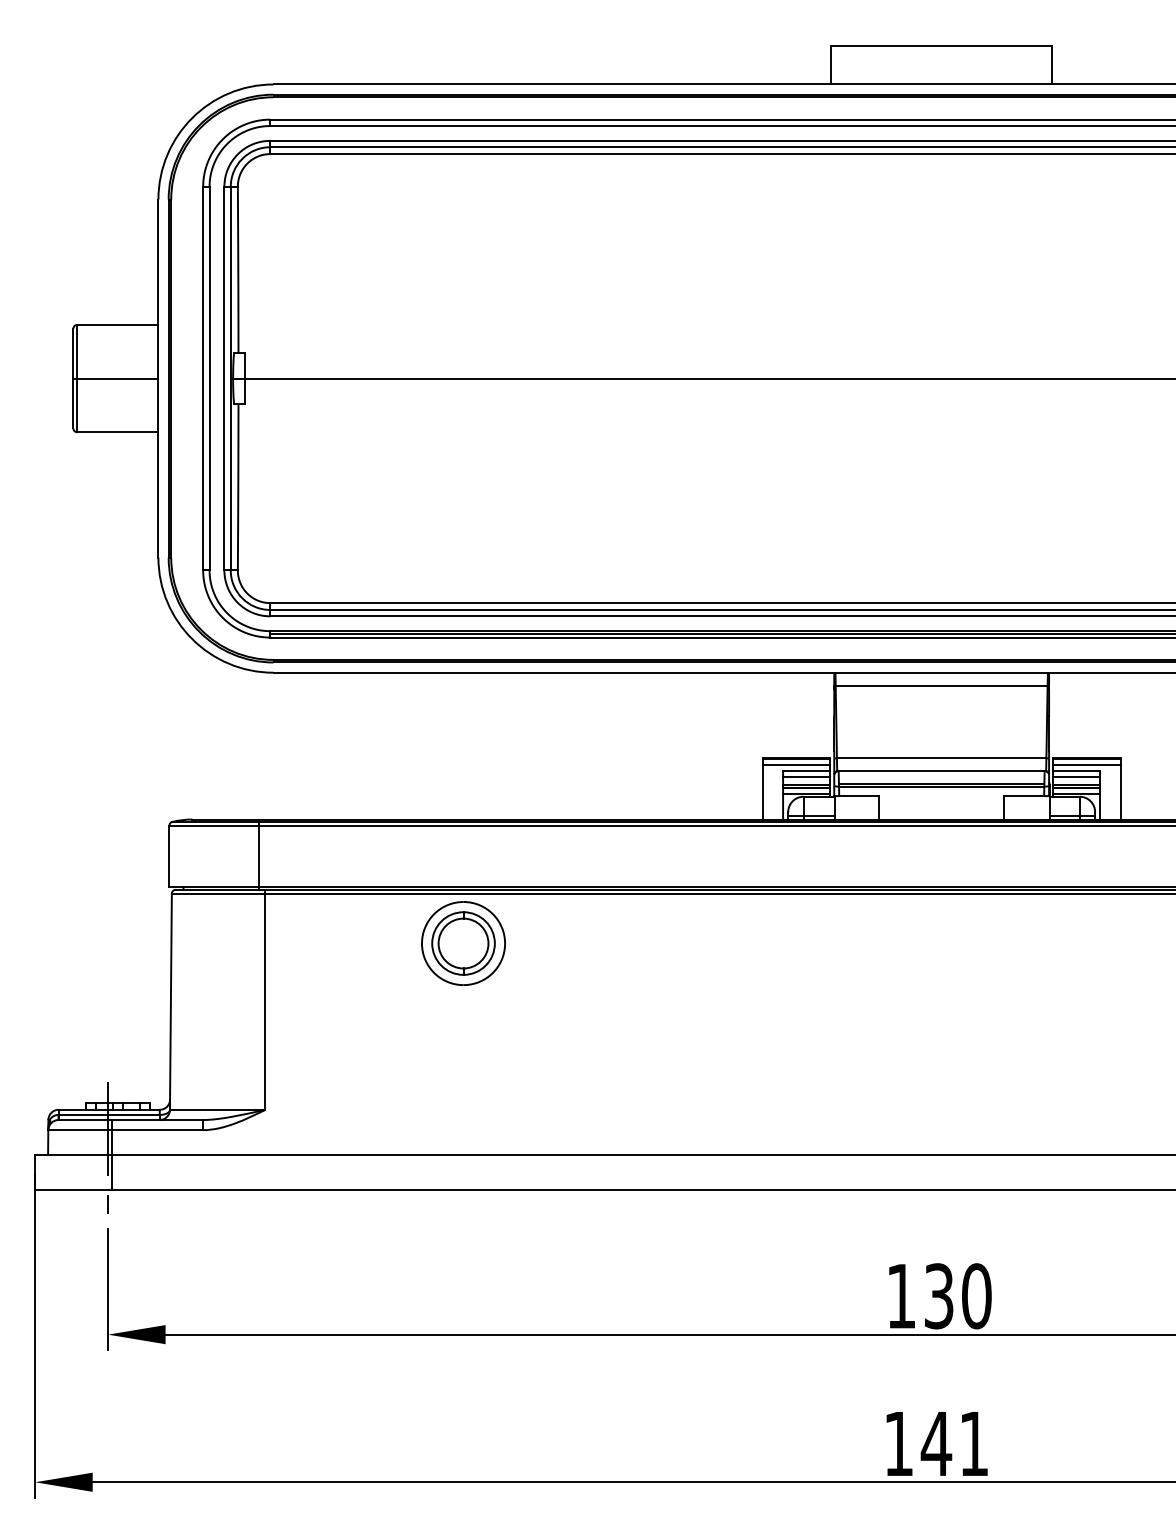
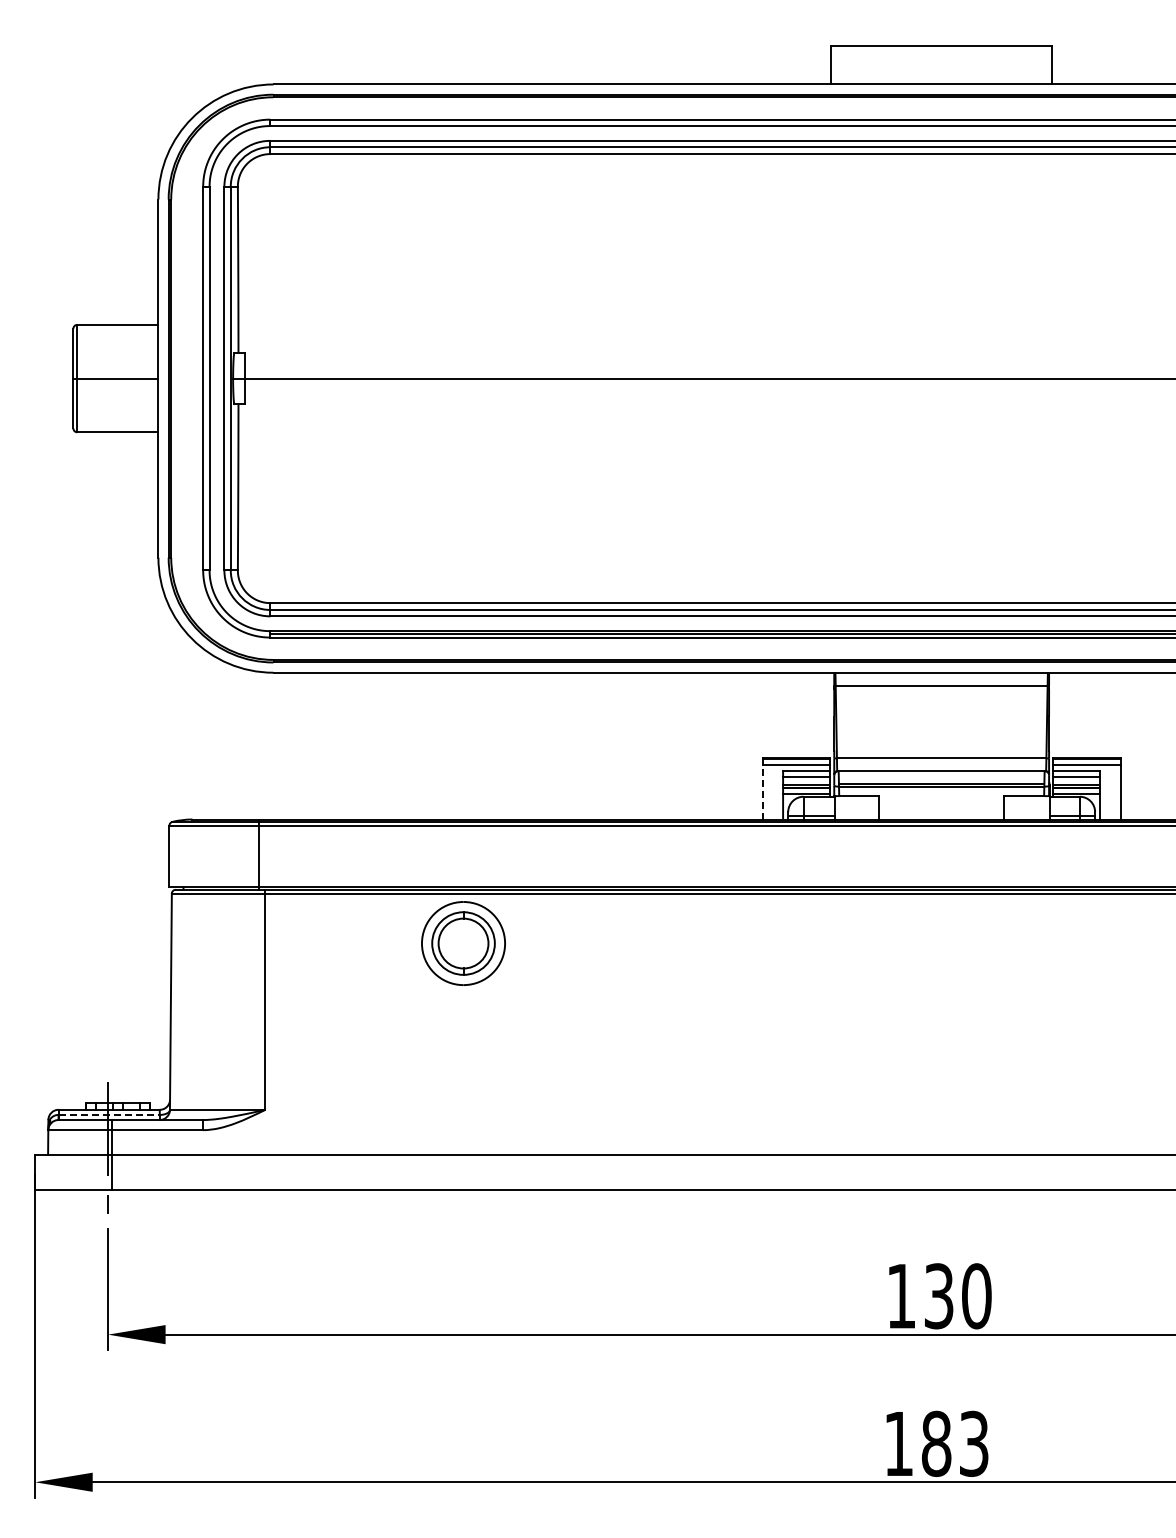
line: solid -> dashed (762, 791)
line: solid -> dashed (109, 1114)
text: 141 -> 183 (954, 1443)
